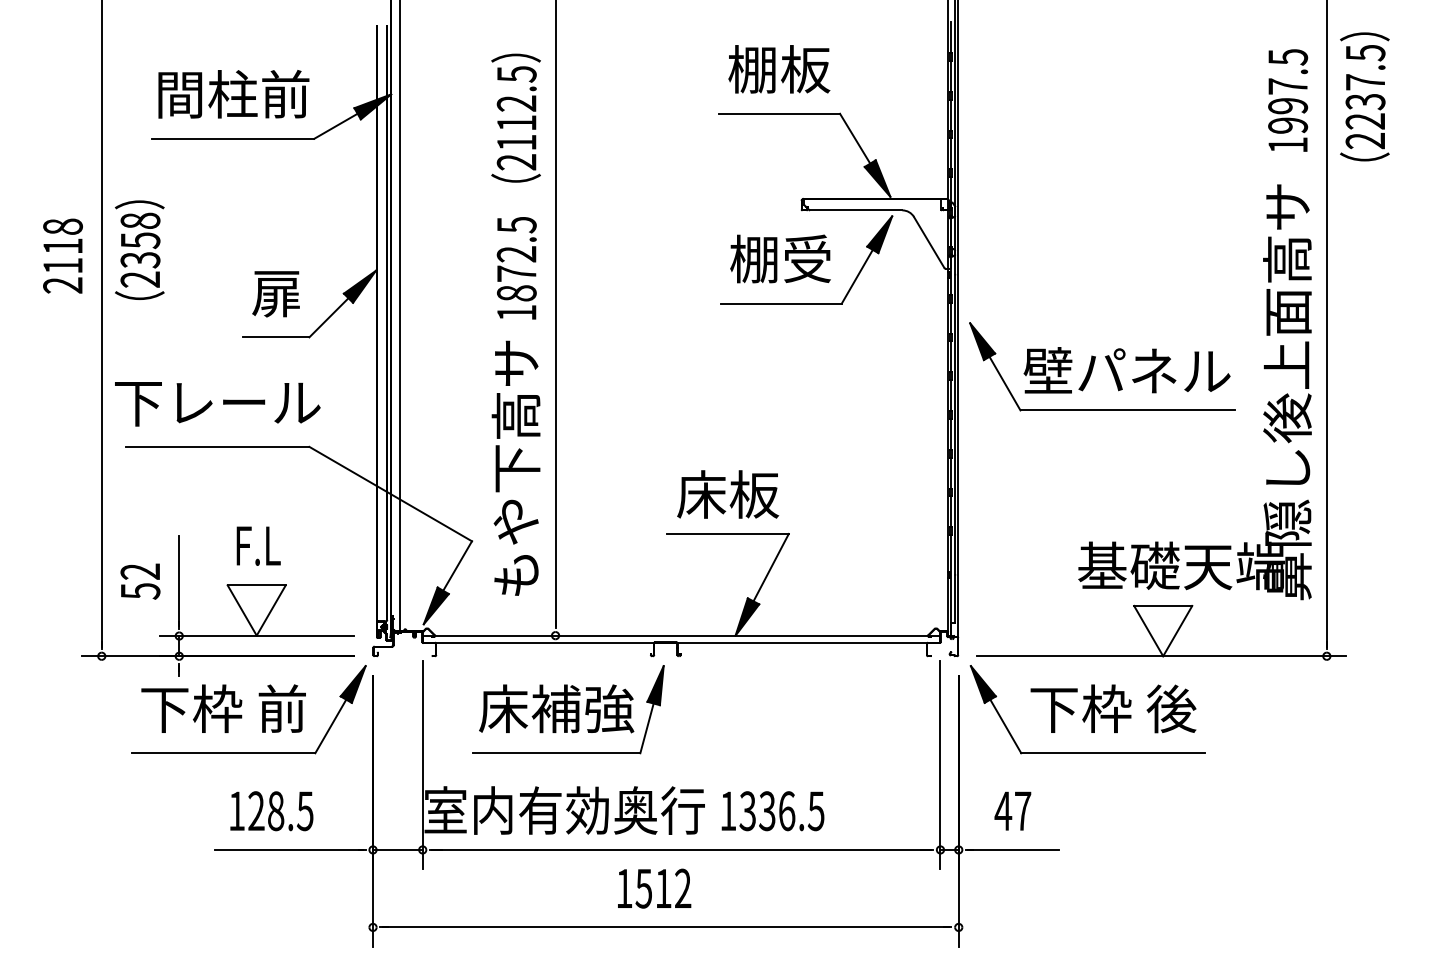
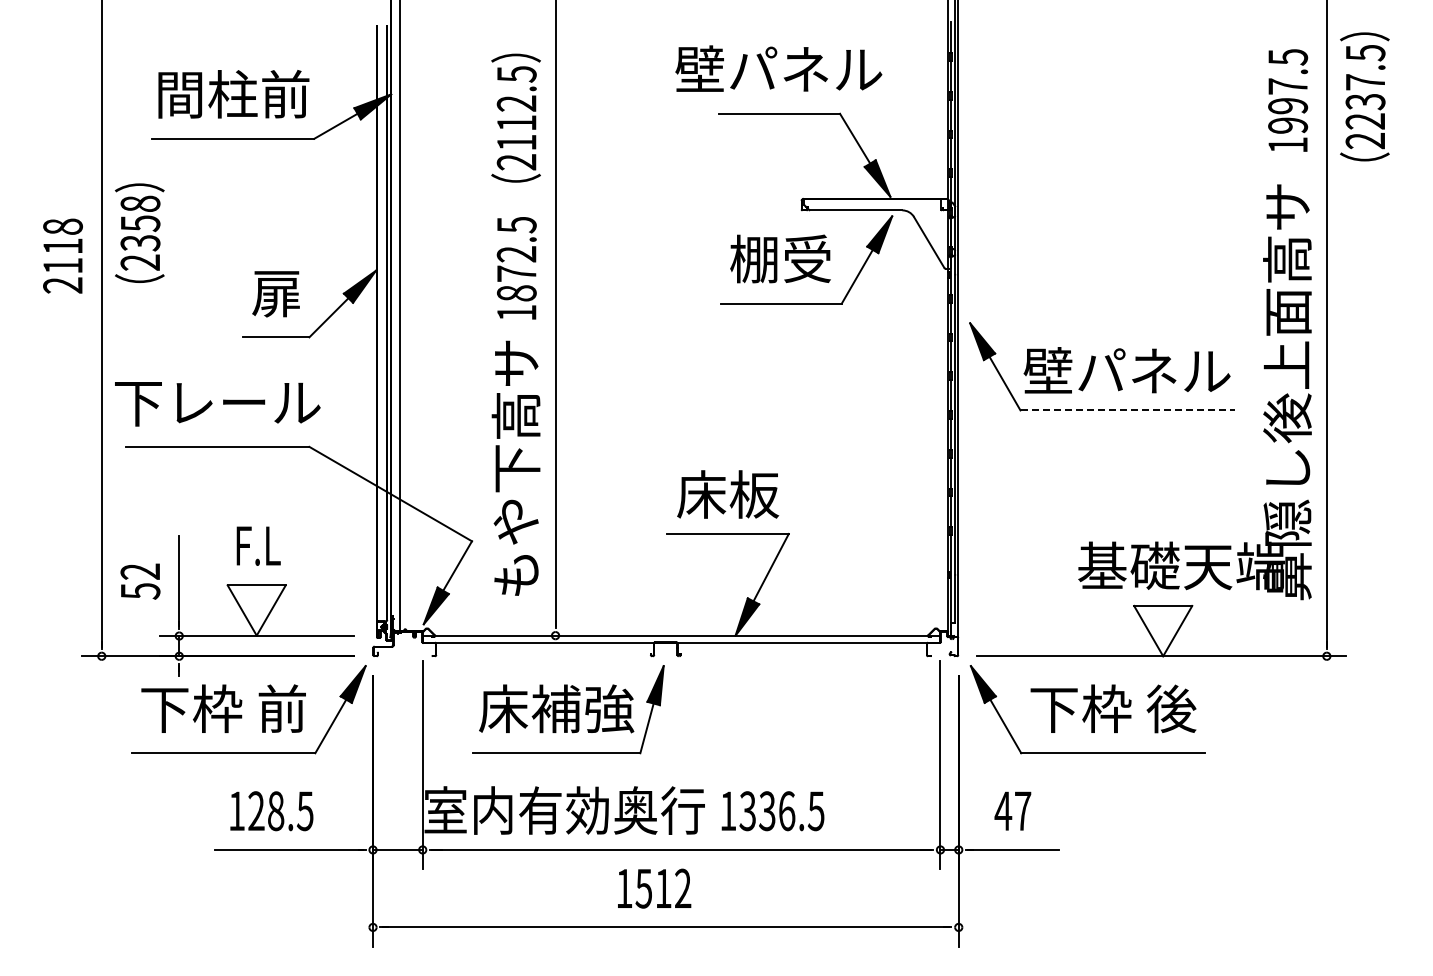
text: 棚板 -> 壁パネル (778, 69)
text position: (139, 249) -> (139, 232) (139, 232)
line: solid -> dashed (1128, 410)
